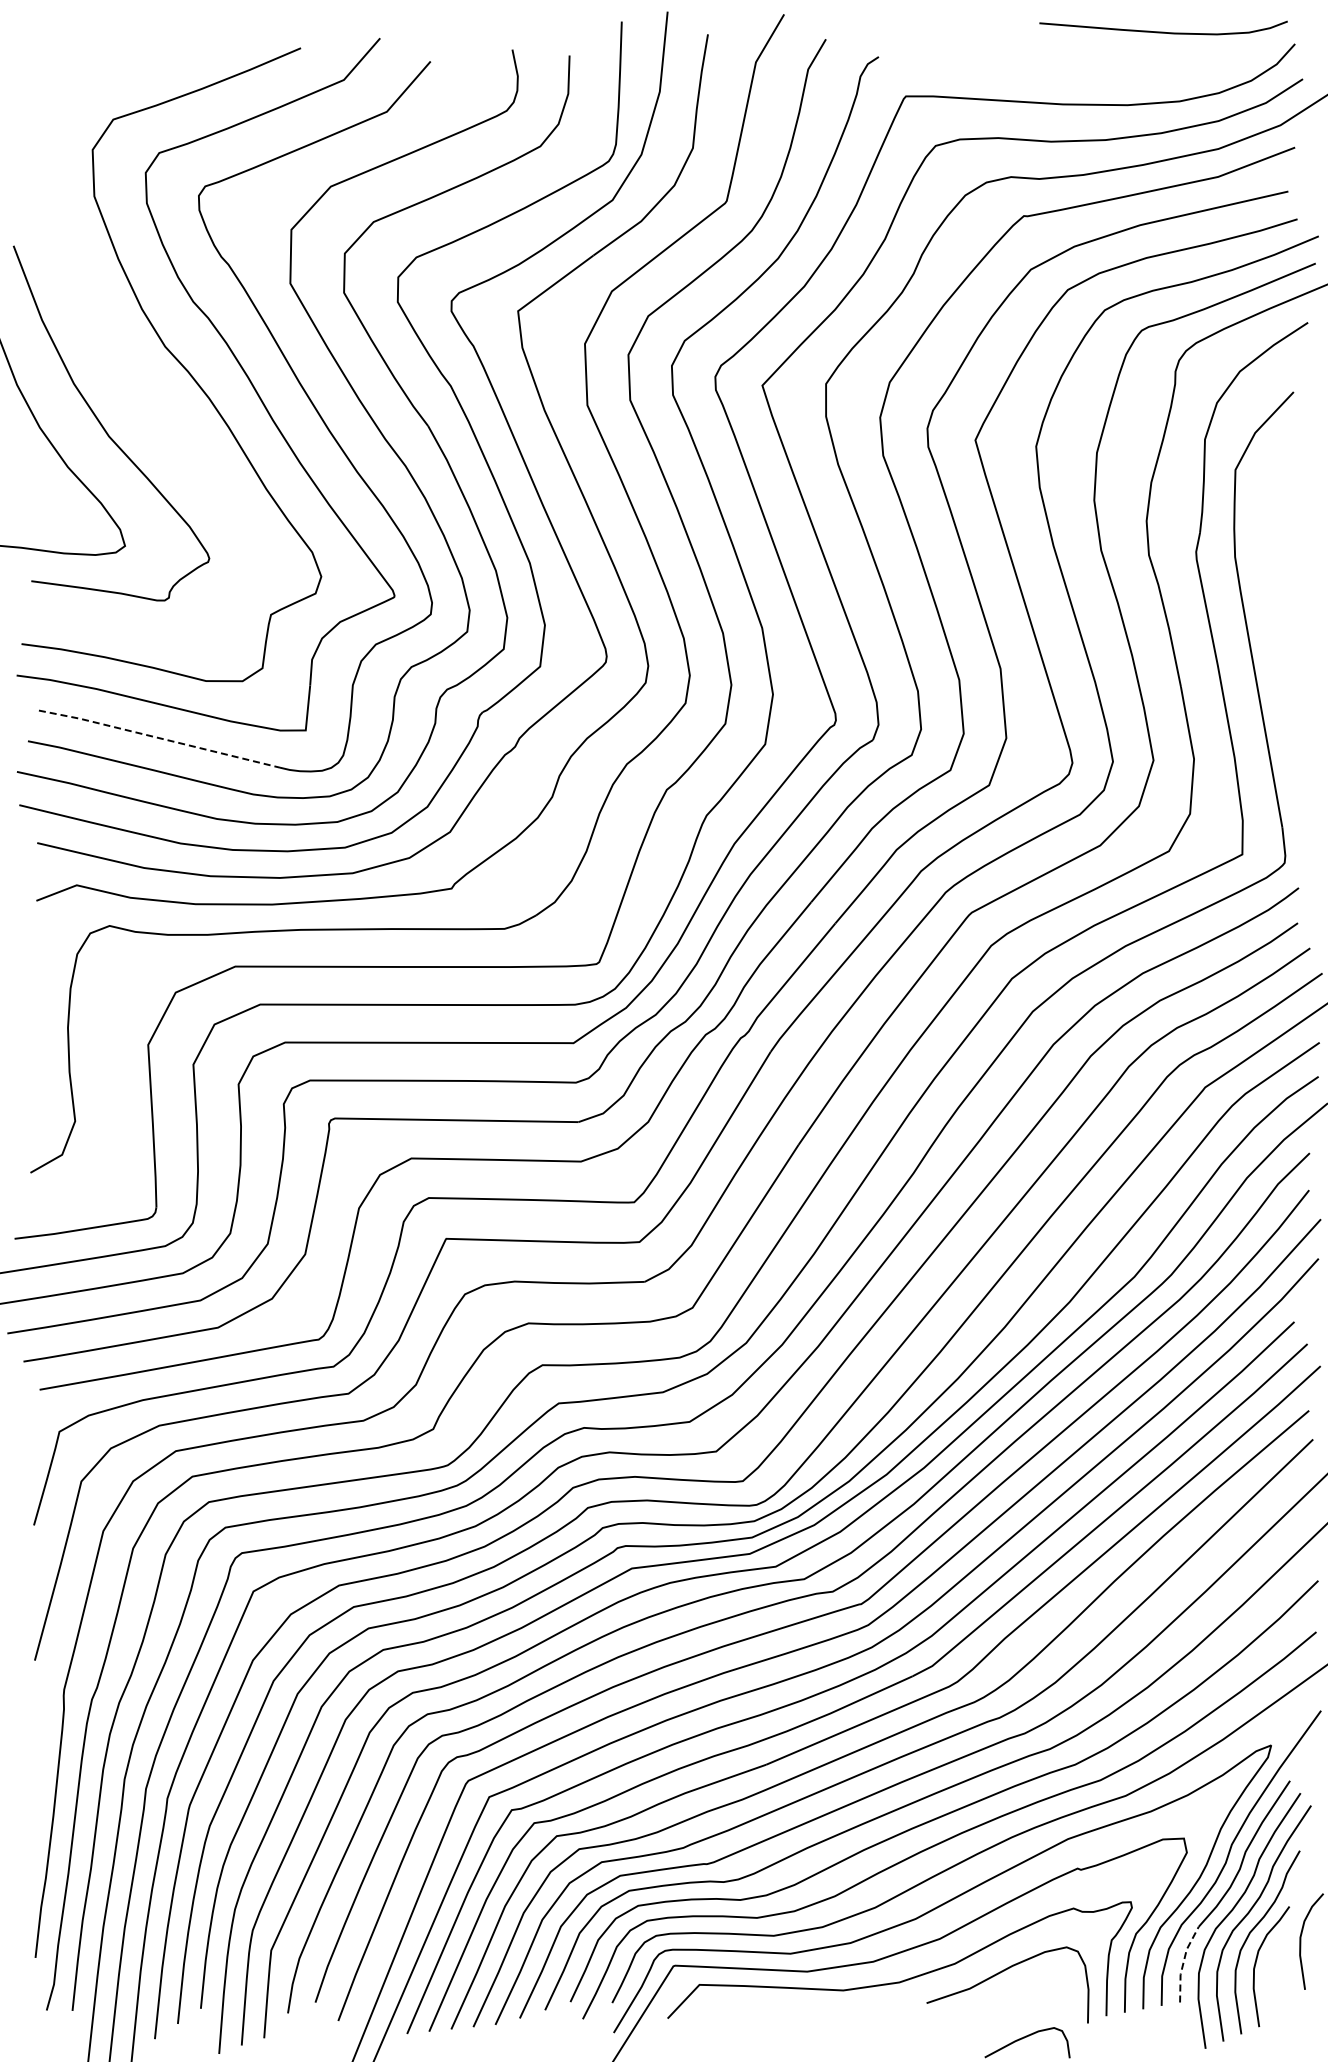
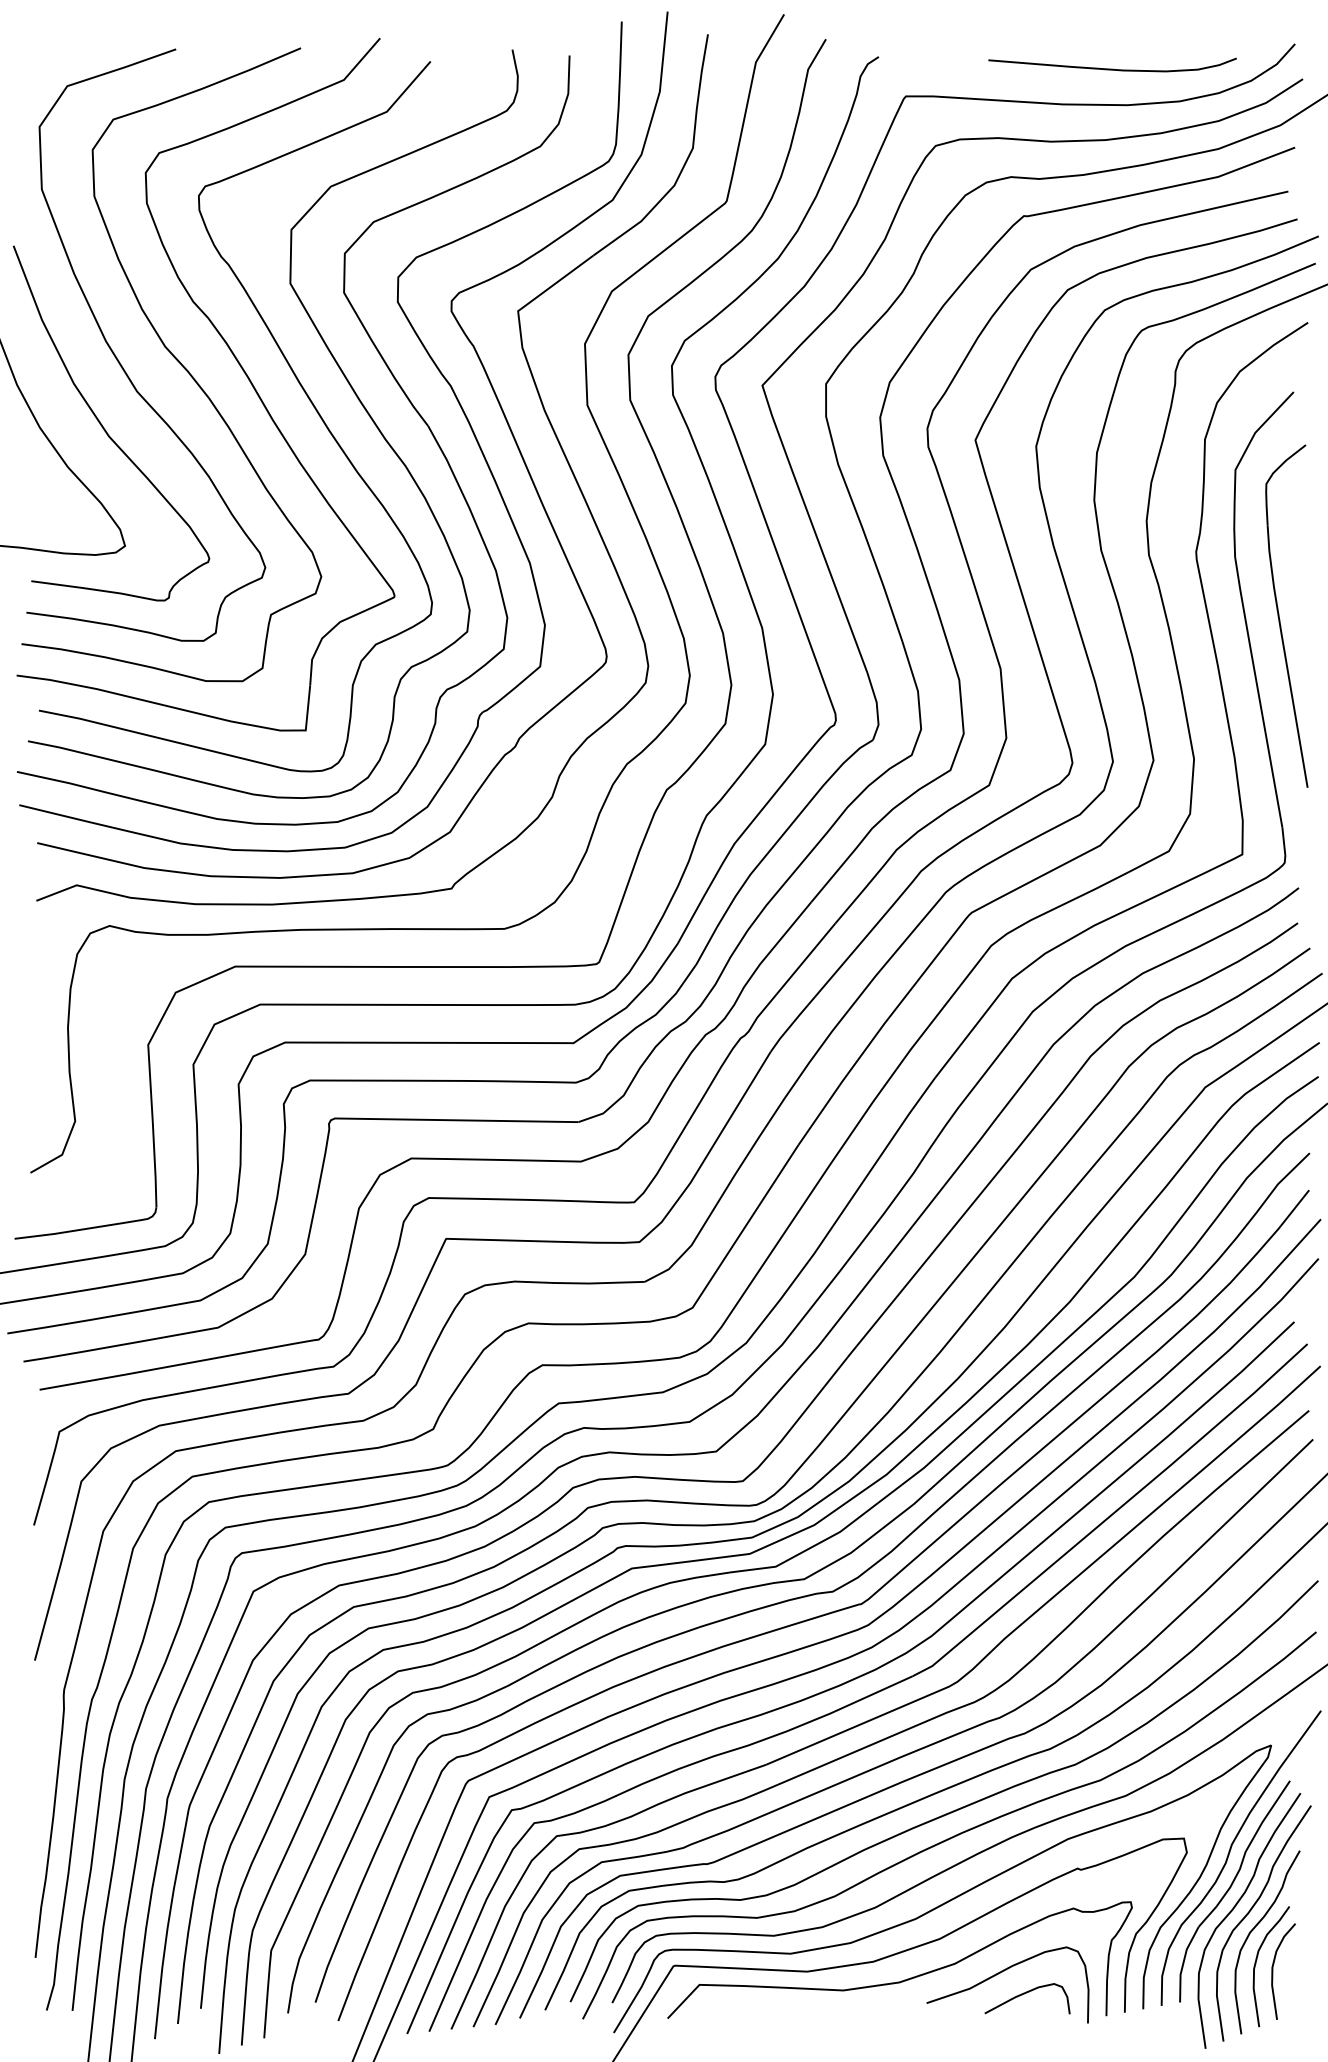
curve position: (1163, 31) -> (1112, 68) (1112, 68)
curve: none -> present (120, 362)
part: none -> present (1279, 615)
line: dashed -> solid (159, 738)
curve position: (1301, 1941) -> (1273, 1971) (1273, 1971)
line: dashed -> solid (1183, 1962)
curve position: (1027, 2037) -> (1027, 1993) (1027, 1993)
